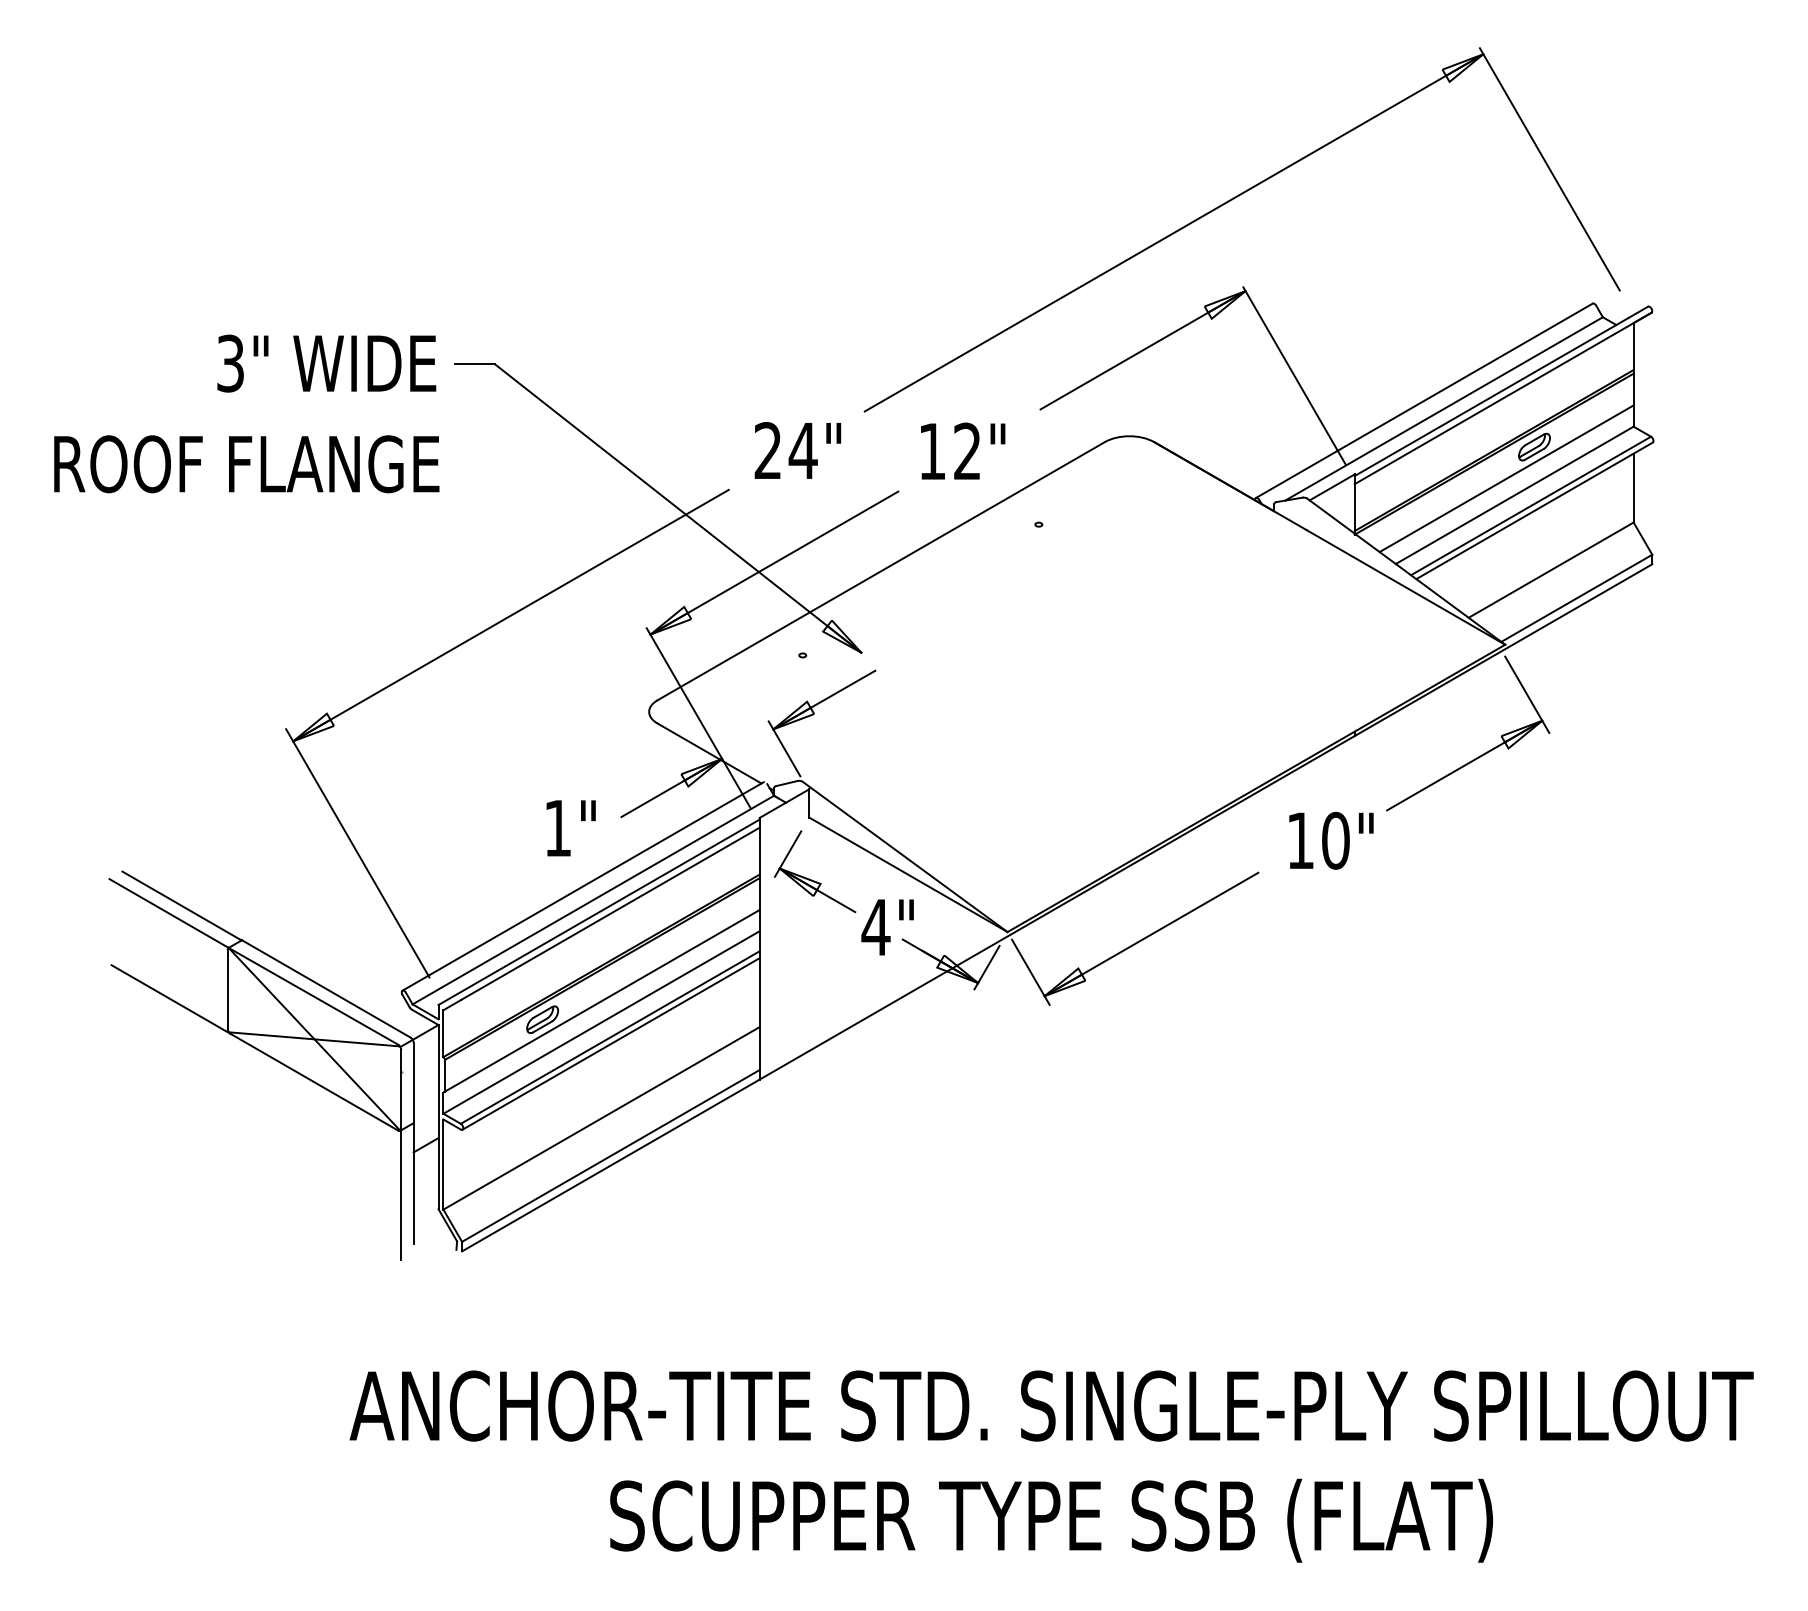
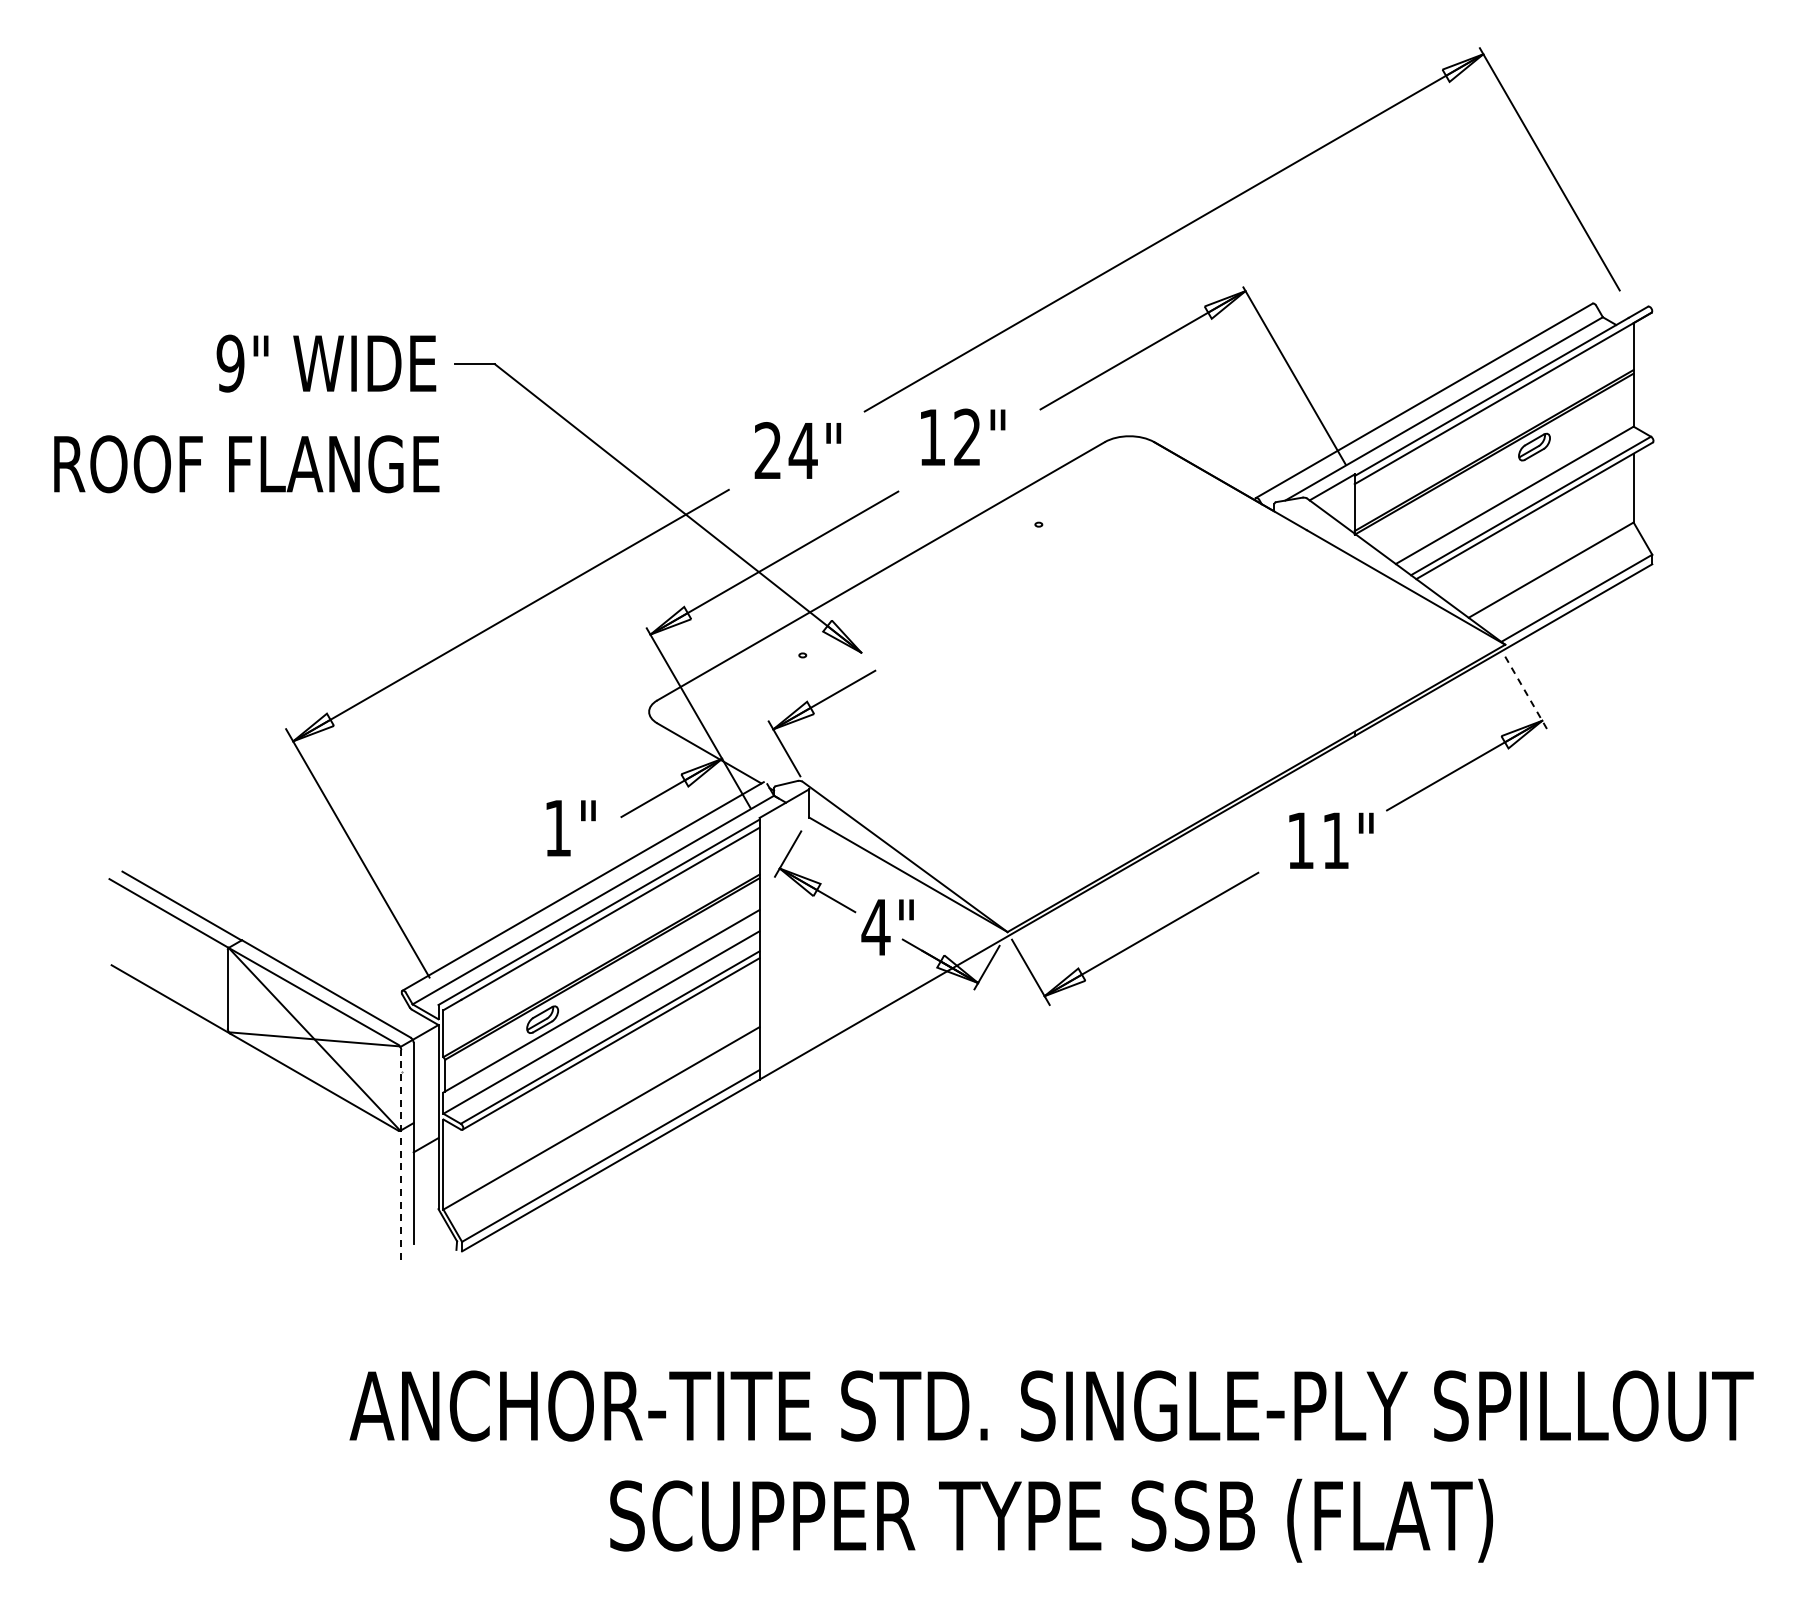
text: 3" -> 9" (230, 363)
text position: (963, 450) -> (963, 436) (963, 436)
line: present -> none (1506, 478)
line: solid -> dashed (1527, 695)
text: 10" -> 11" (1335, 840)
line: solid -> dashed (401, 1154)
